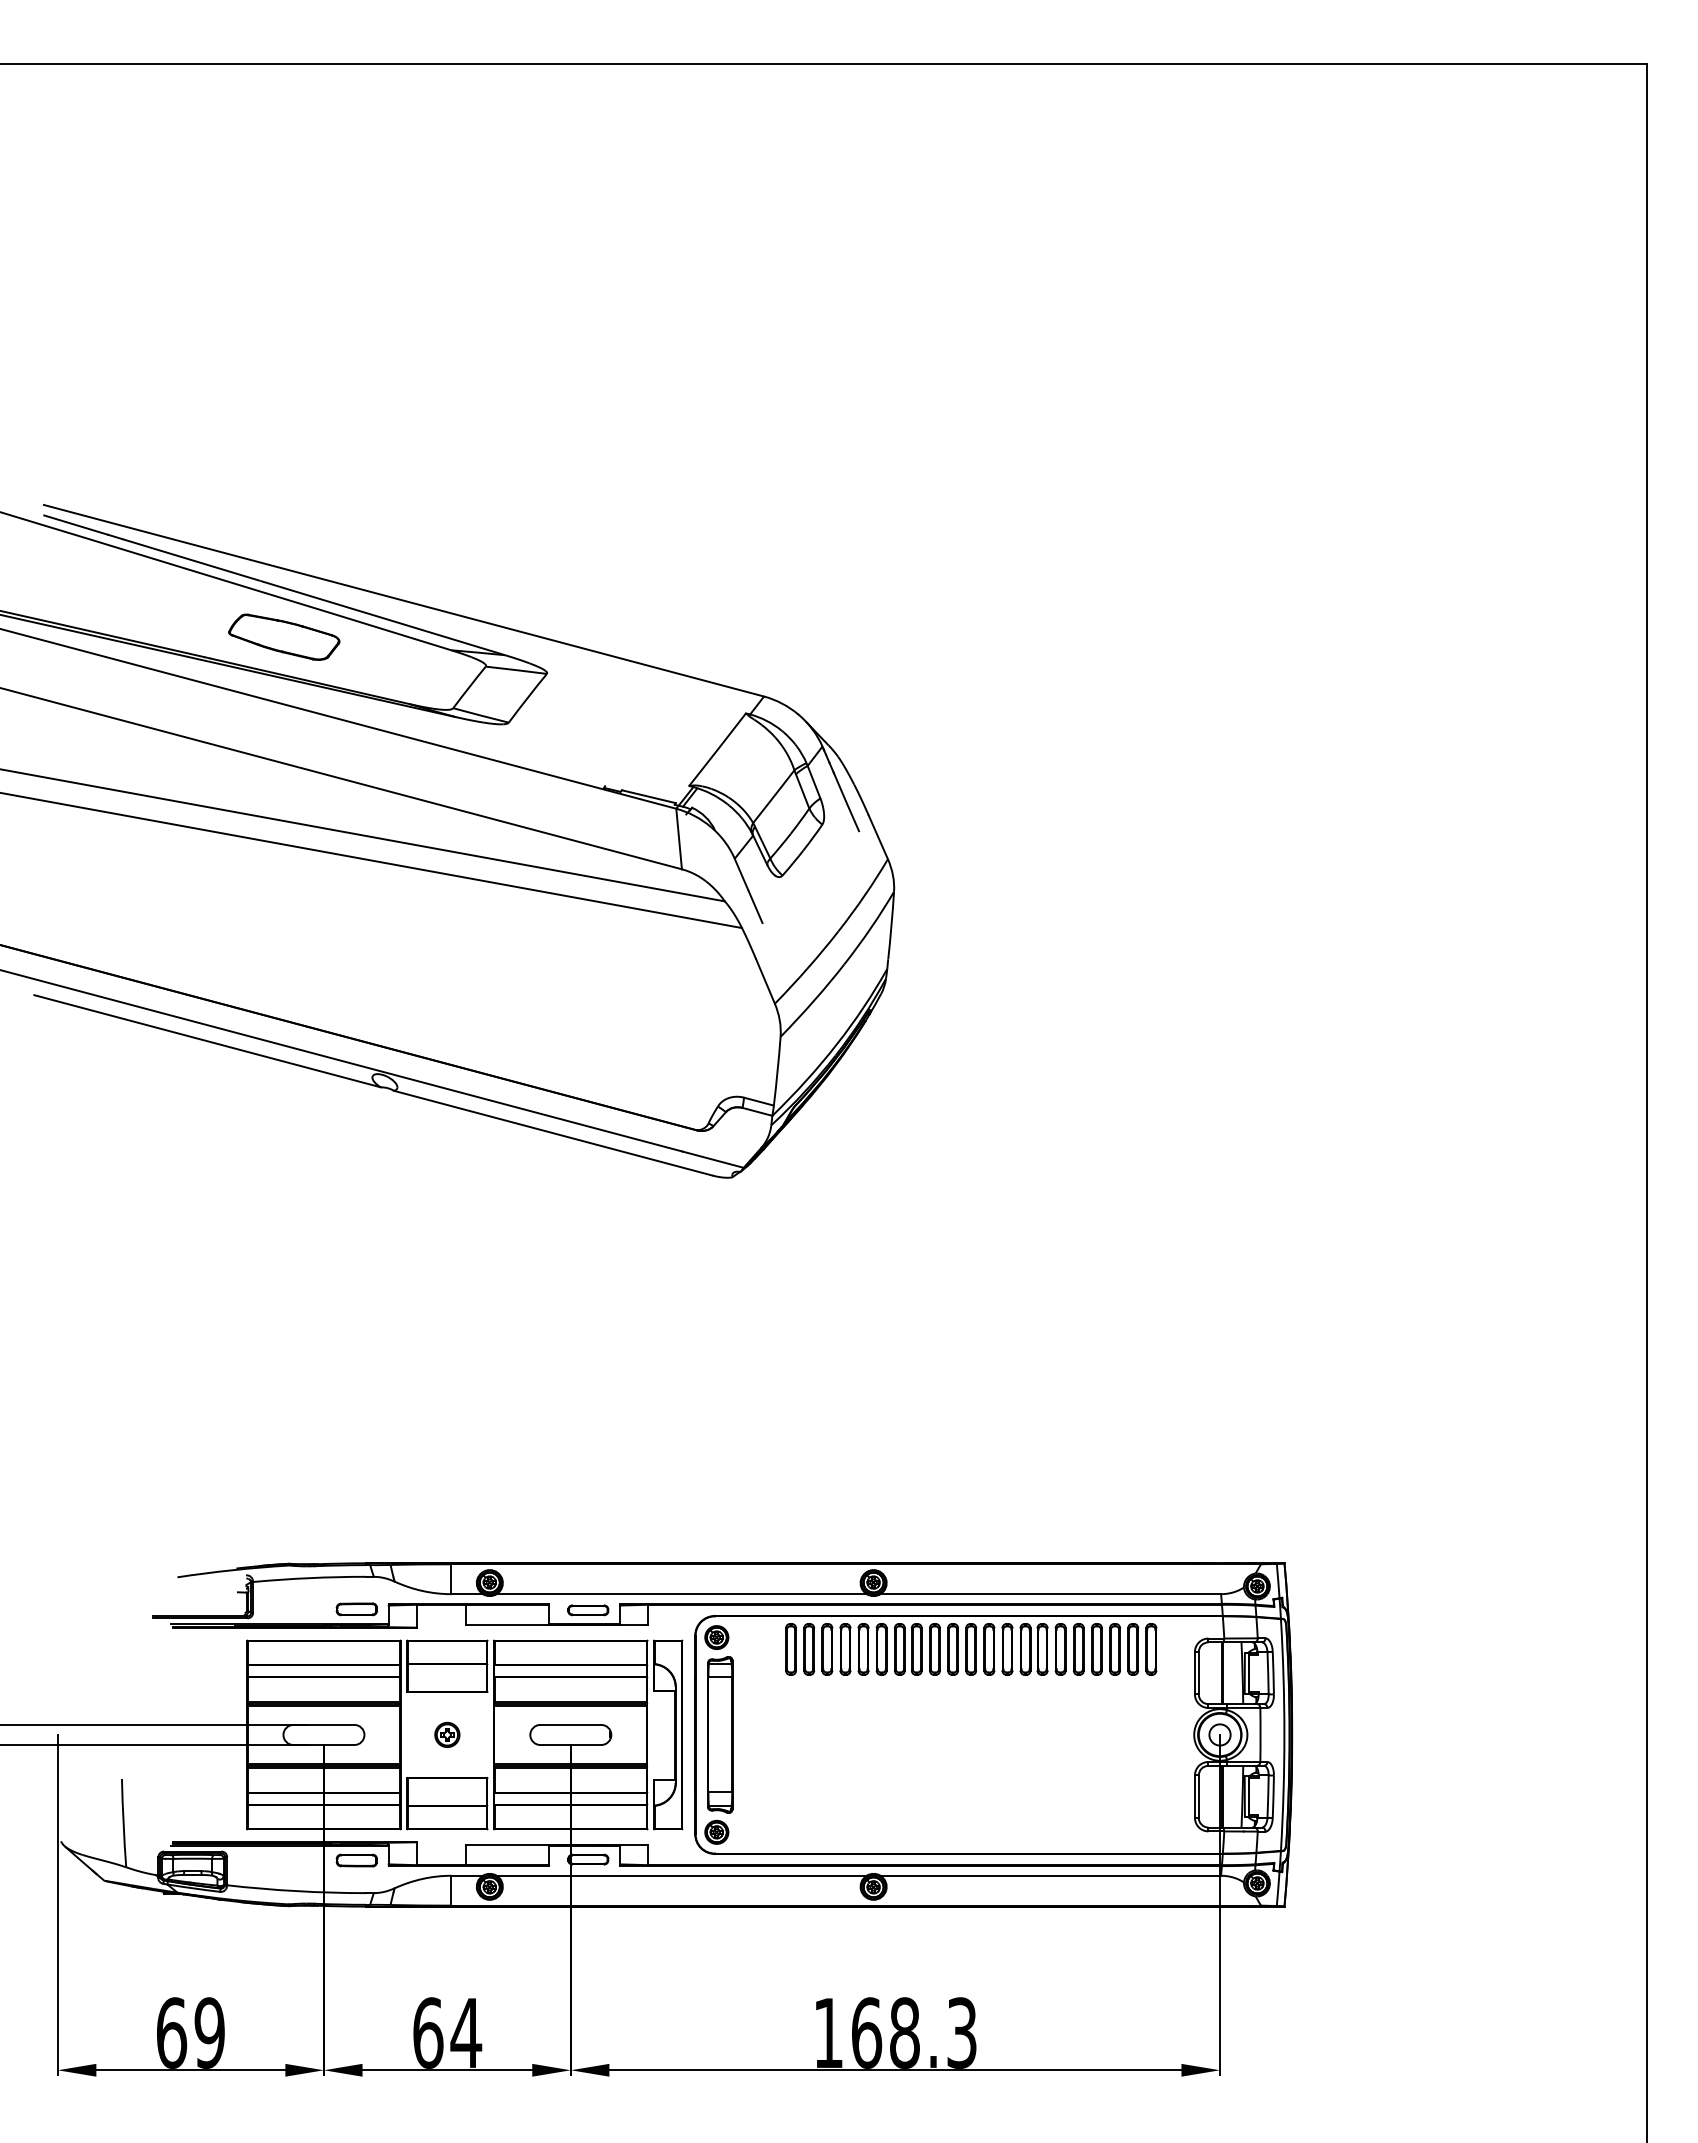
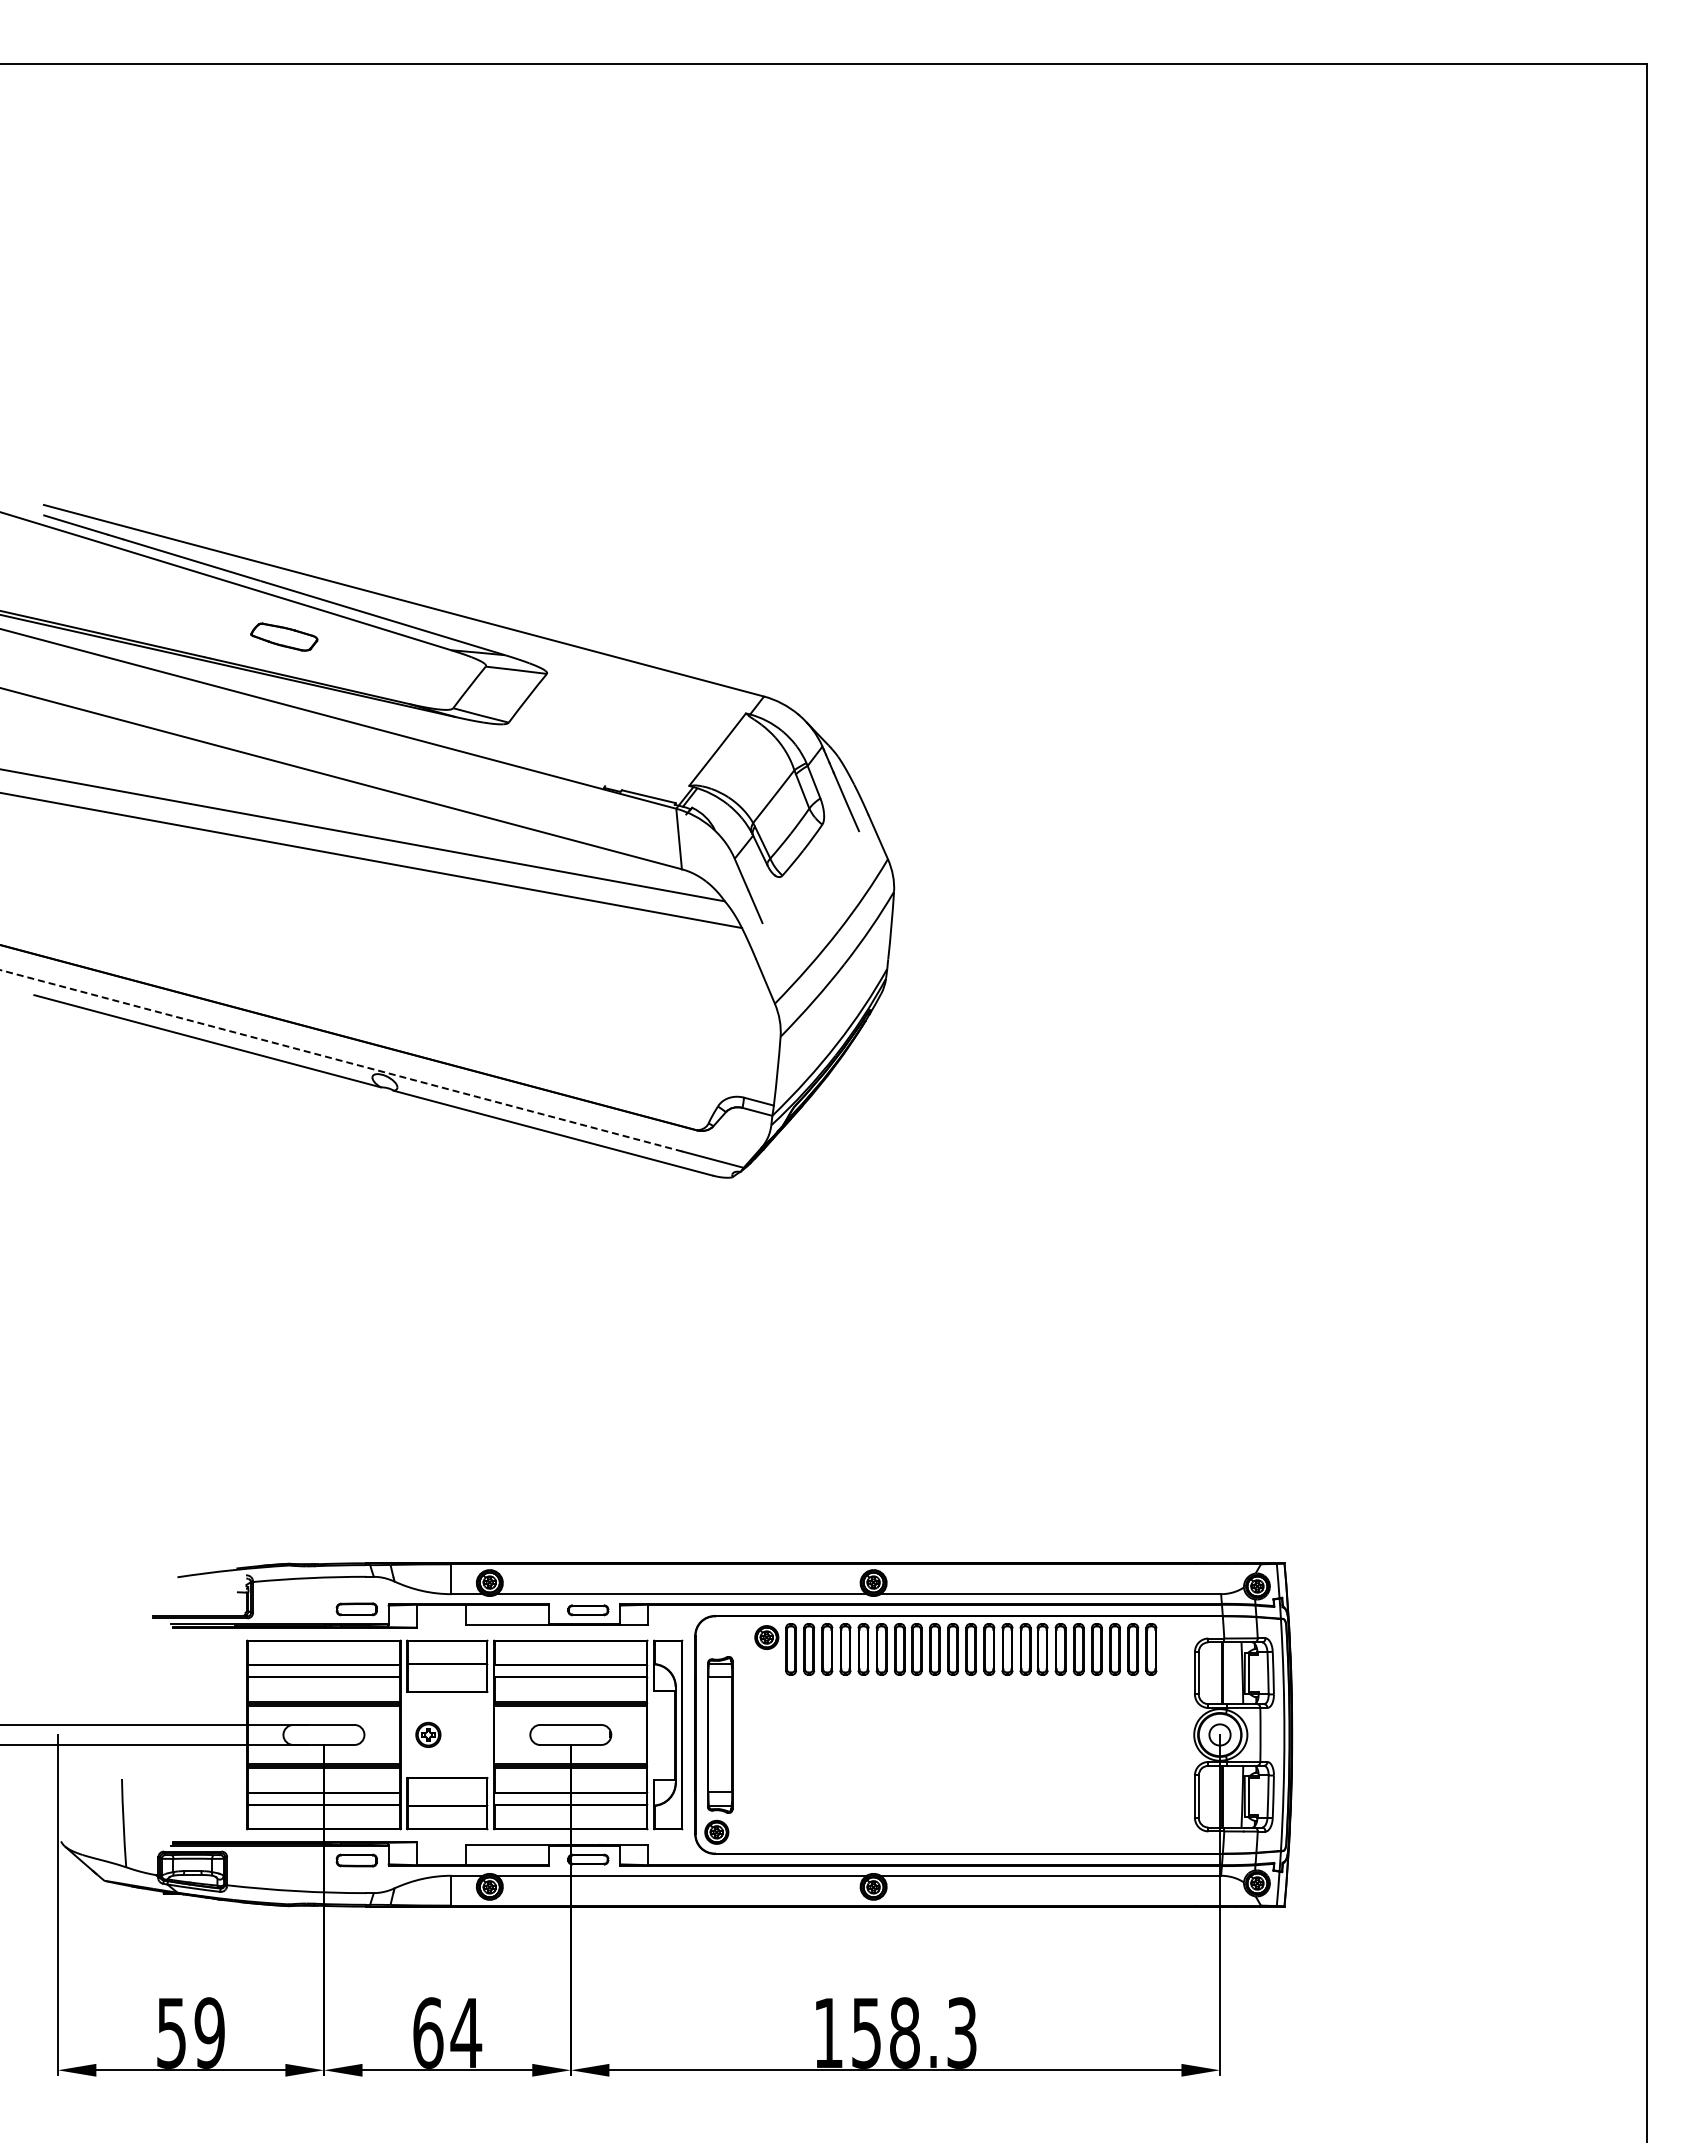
part size: 113x48 px -> 69x30 px (284, 636)
line: solid -> dashed (340, 1060)
part position: (716, 1637) -> (766, 1637) (766, 1637)
part position: (447, 1734) -> (428, 1734) (428, 1734)
text: 69 -> 59 (172, 2032)
text: 168.3 -> 158.3 (867, 2032)
